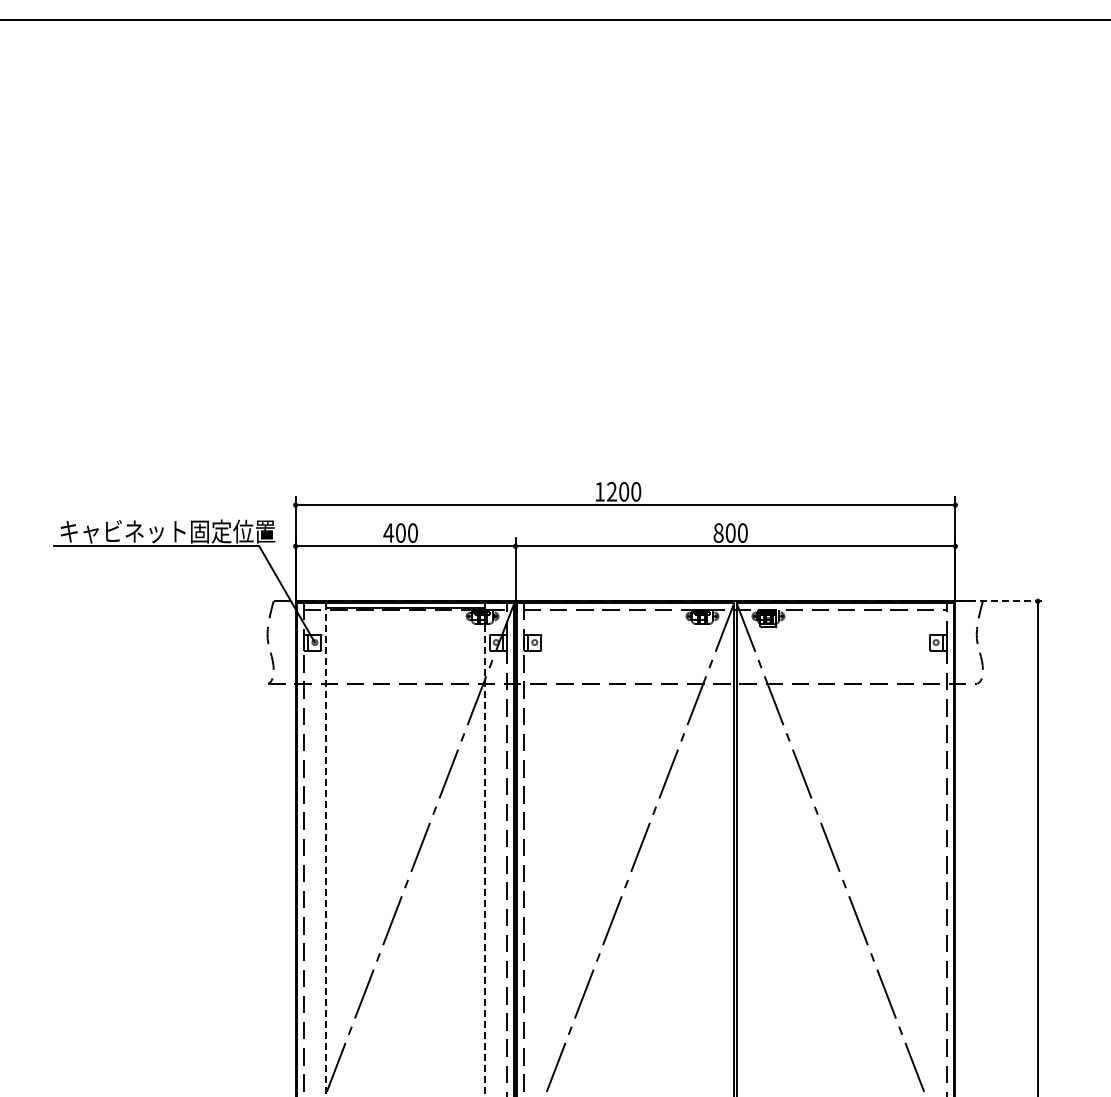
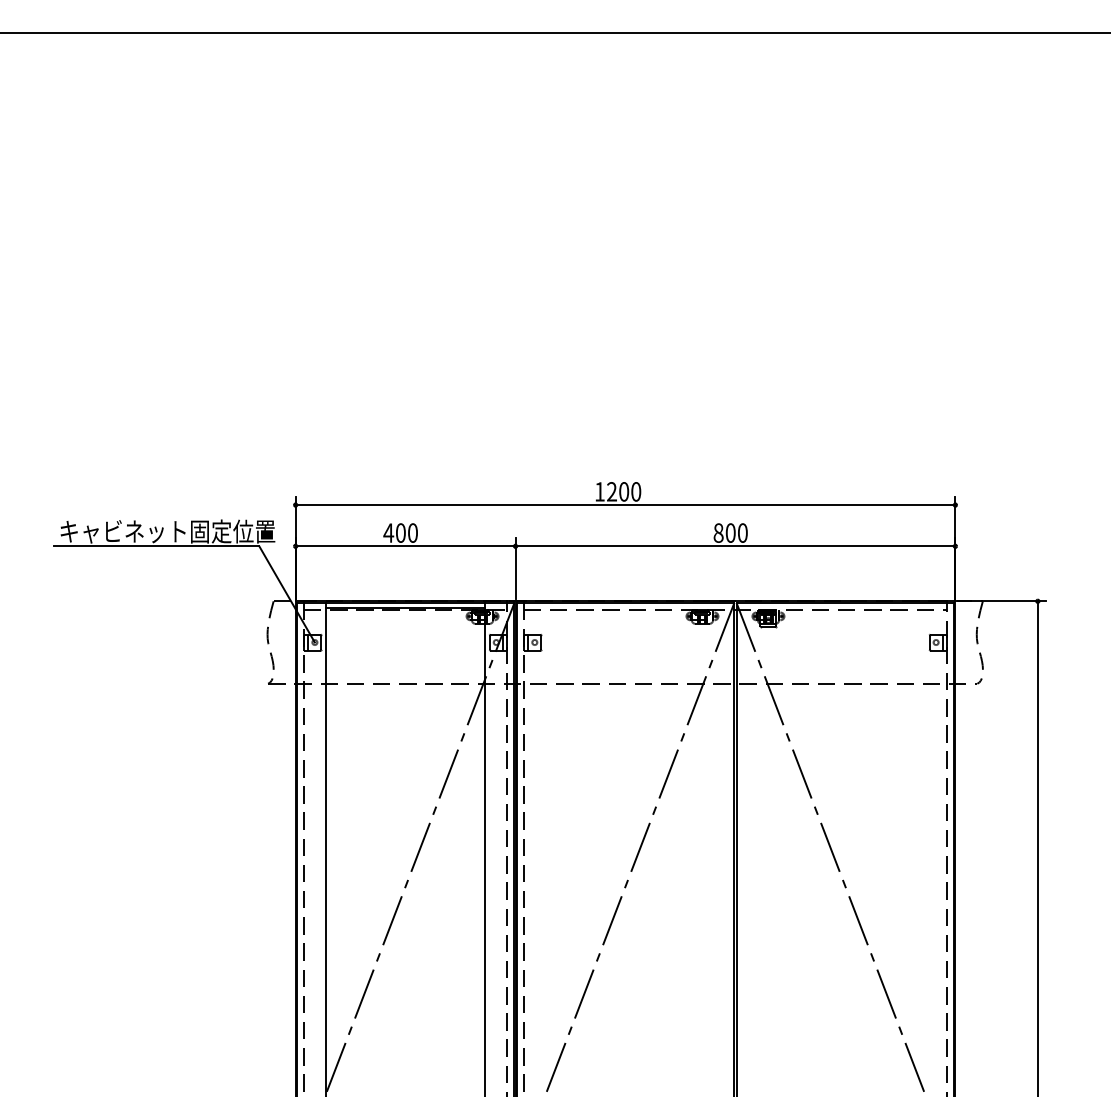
line position: (554, 19) -> (554, 32) (554, 32)
line: dashed -> solid (1002, 601)
line: dashed -> solid (325, 849)
line: dashed -> solid (485, 849)
